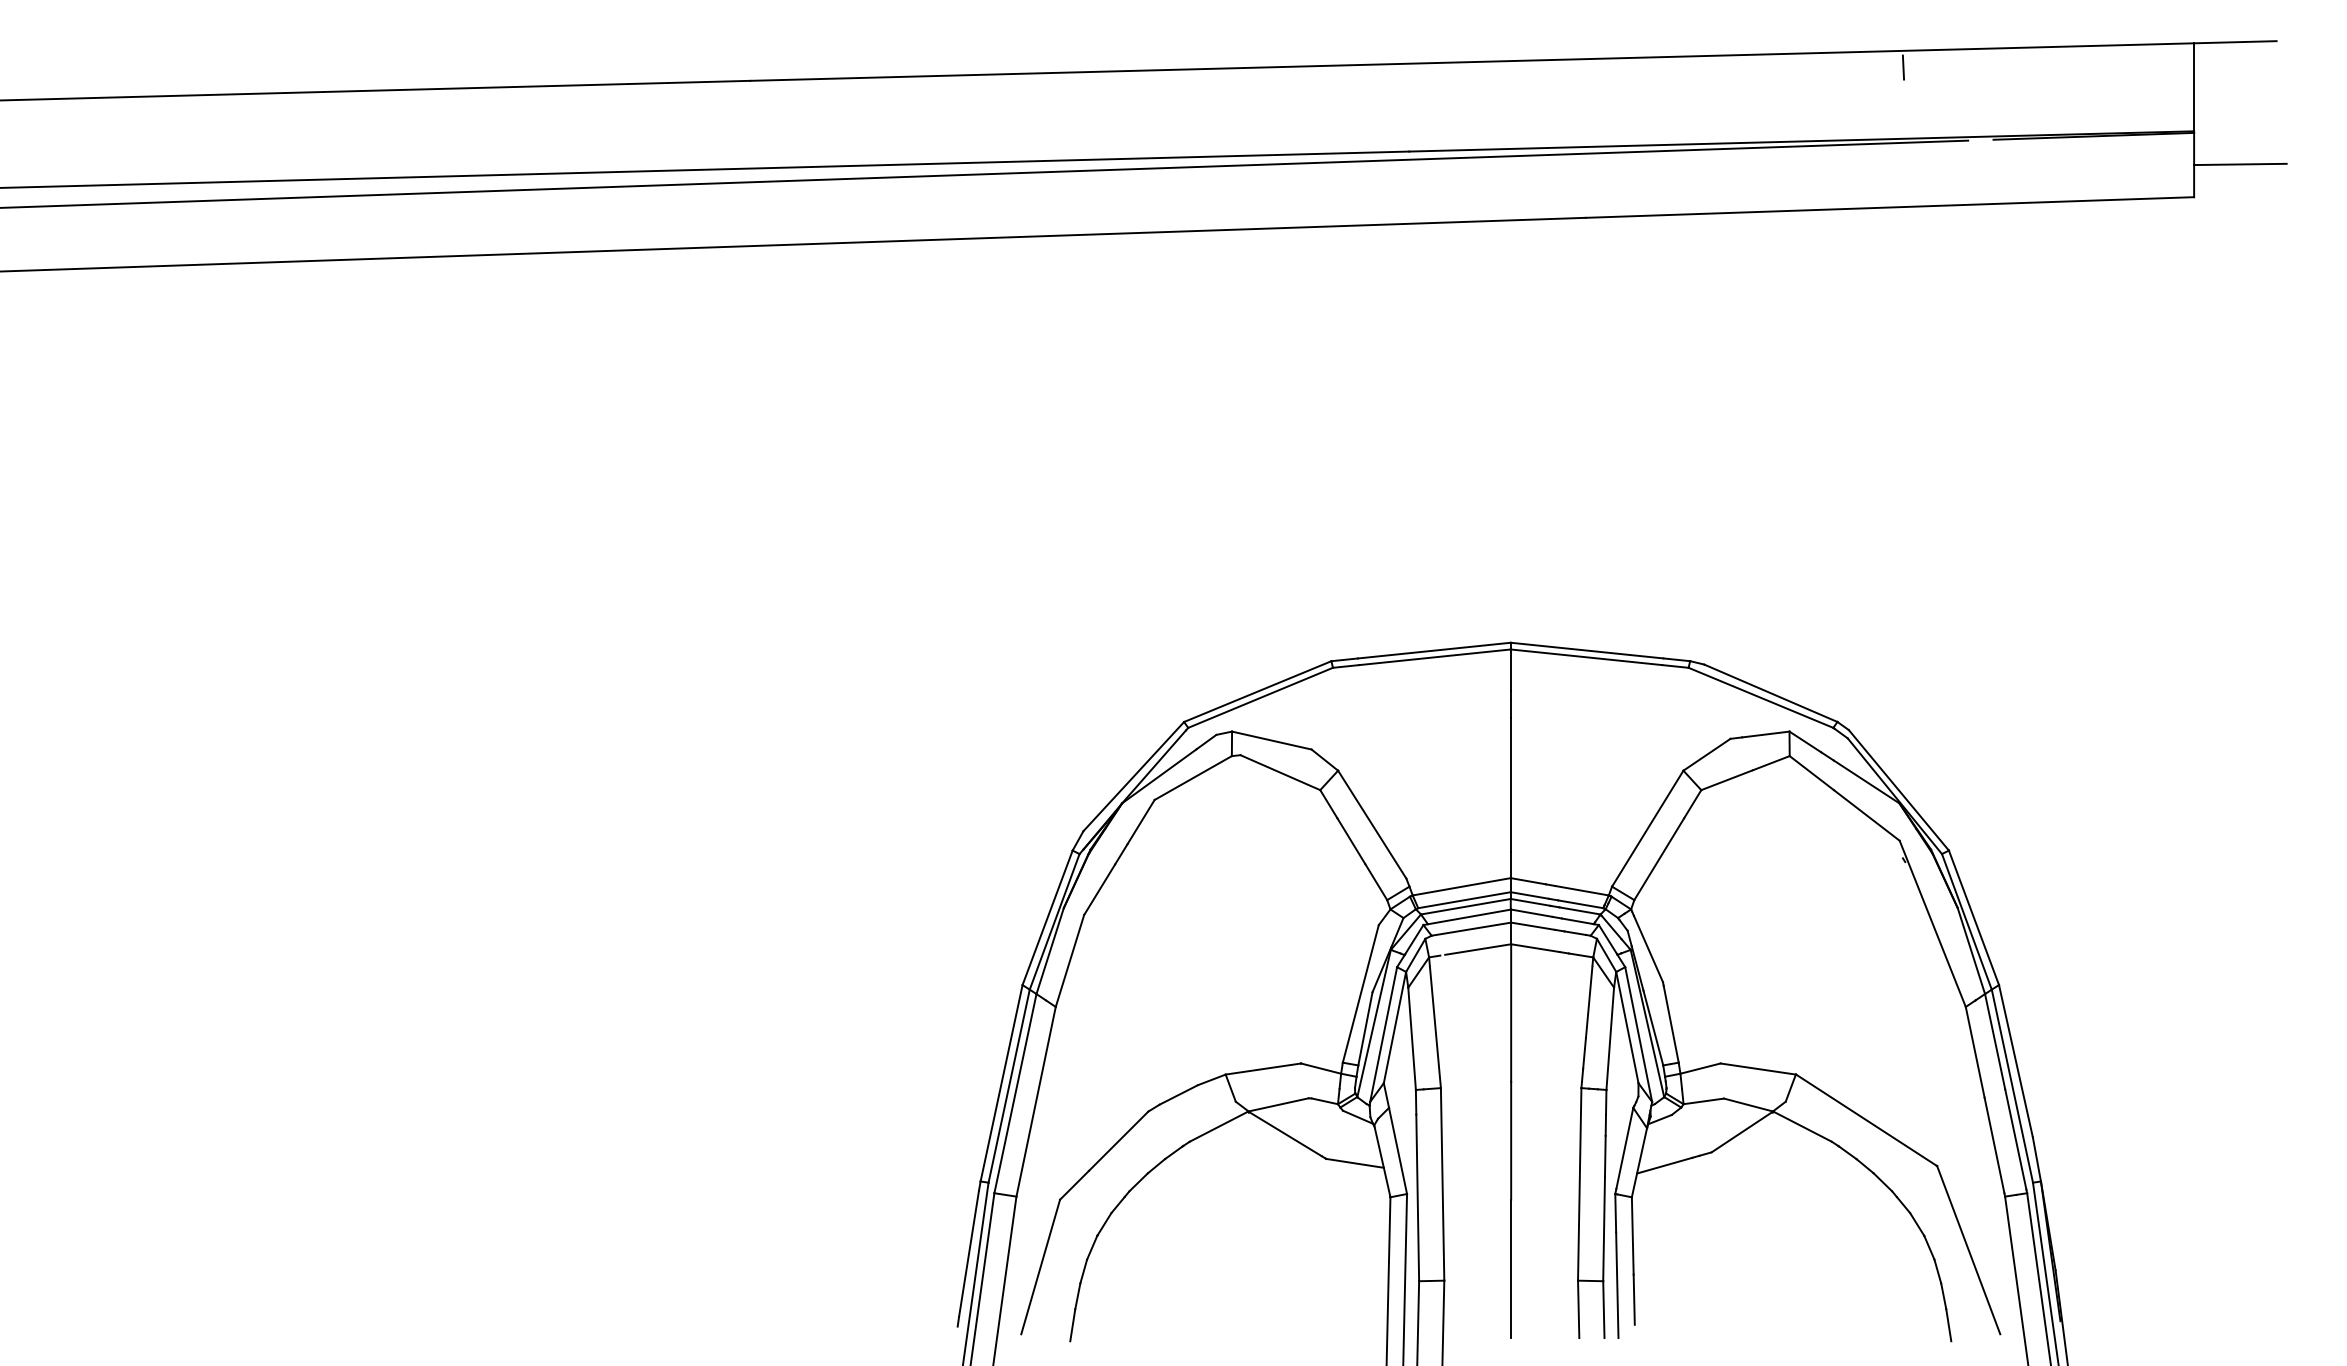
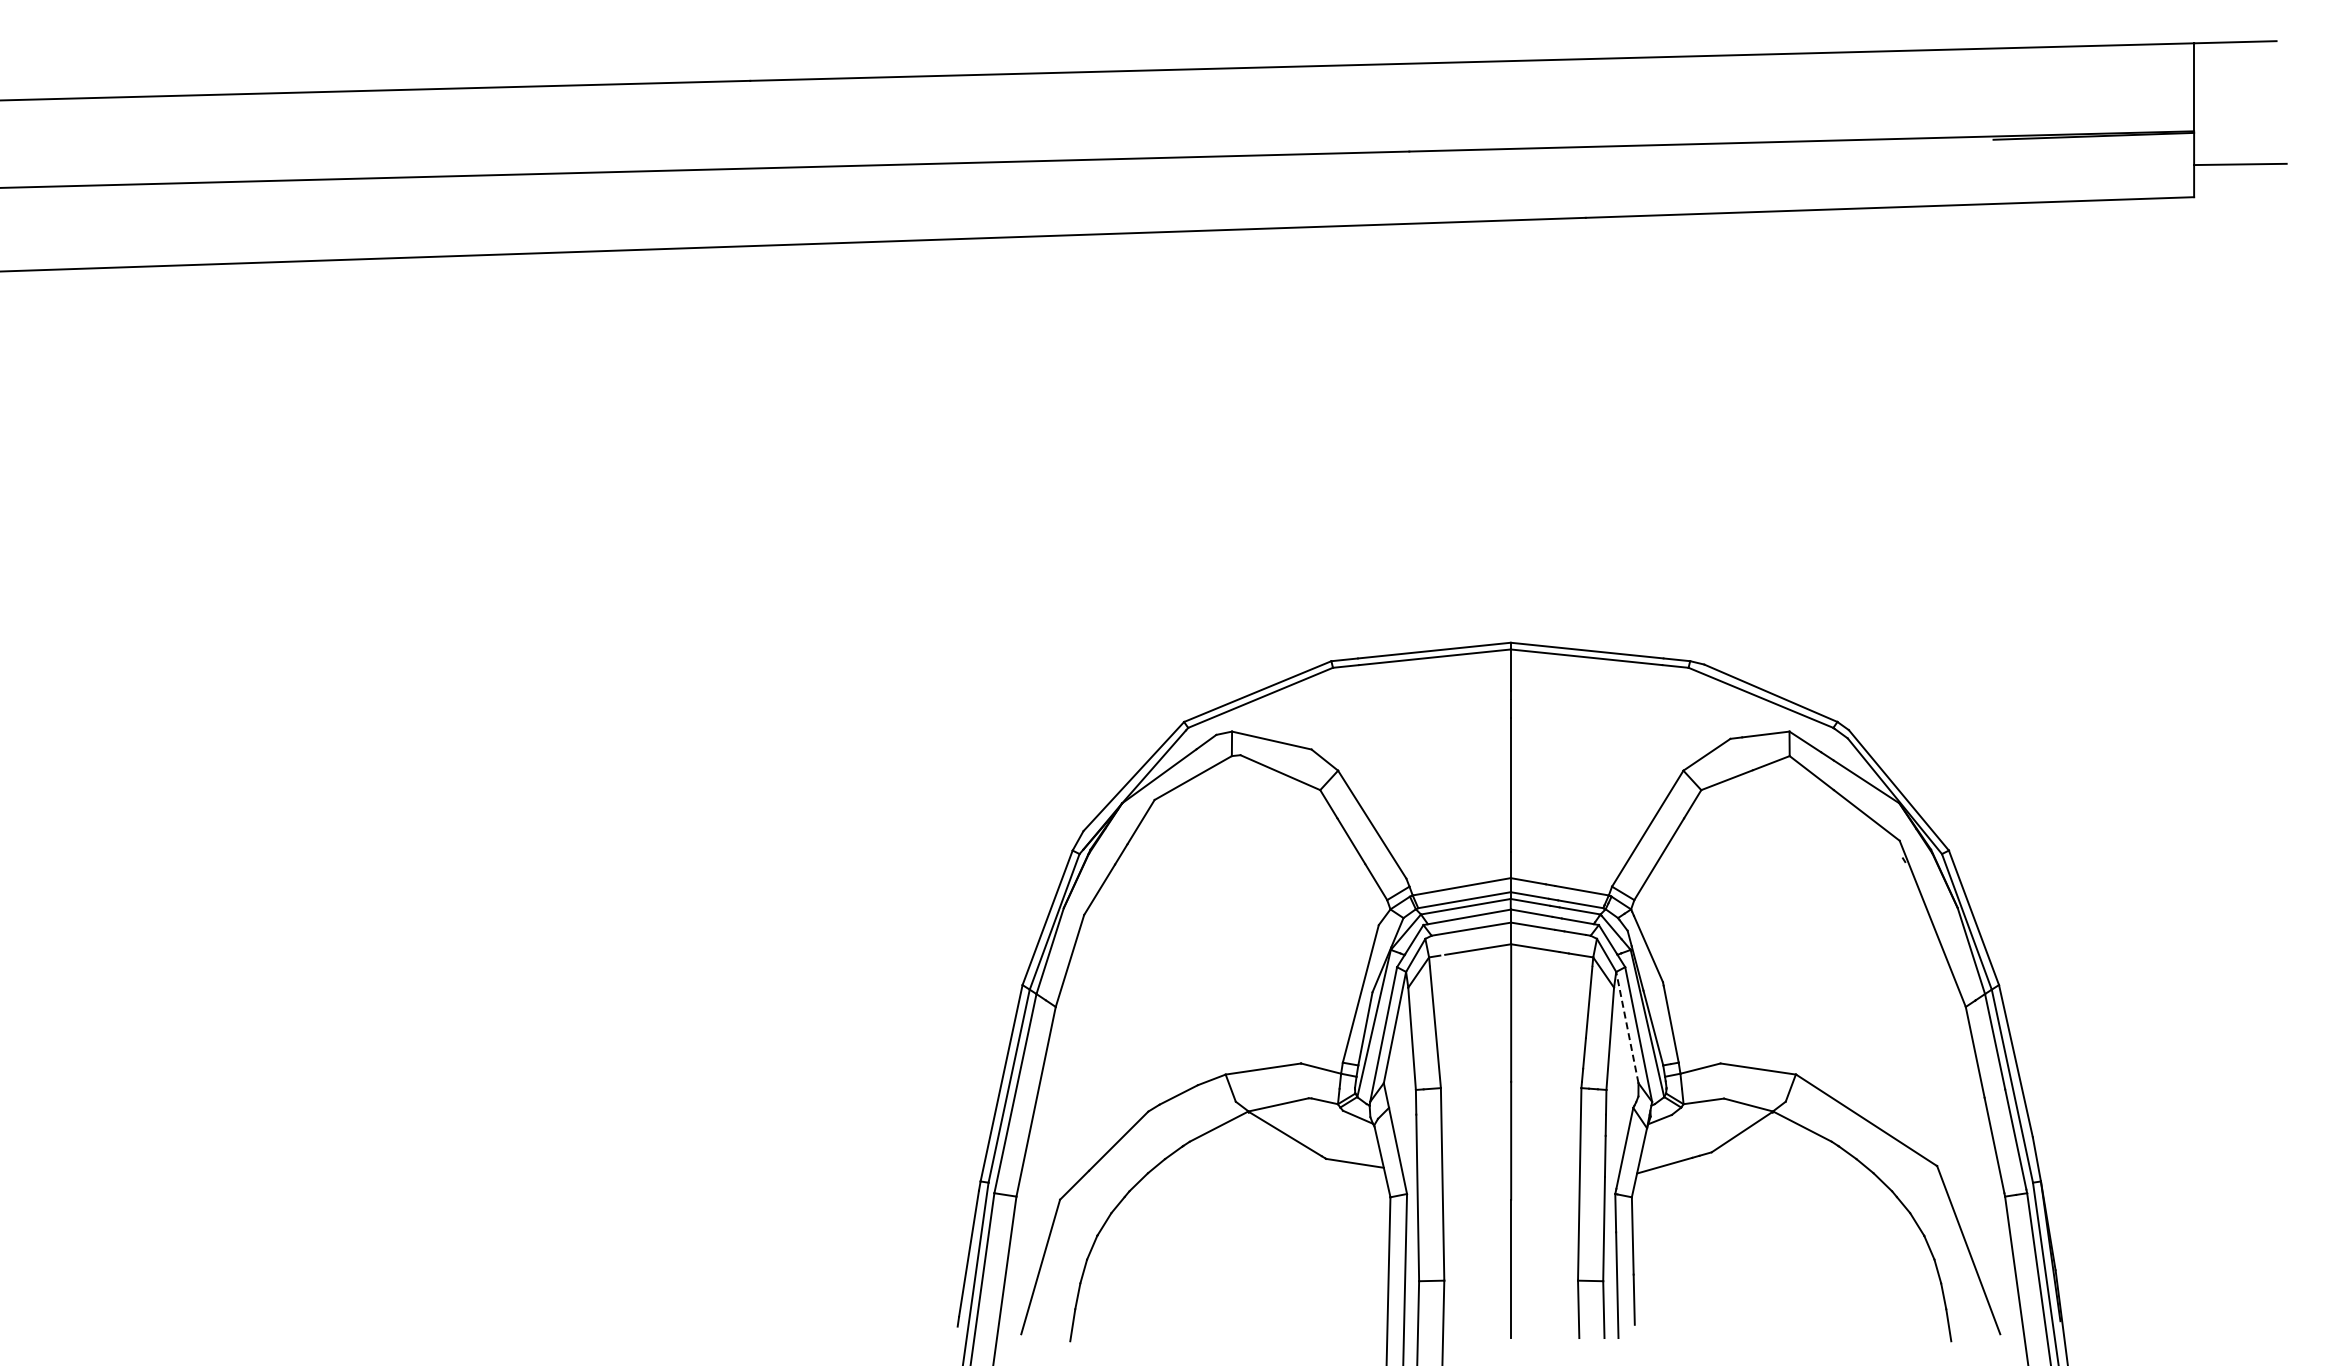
line: present -> none (1903, 67)
line: present -> none (985, 173)
line: solid -> dashed (1627, 1027)
